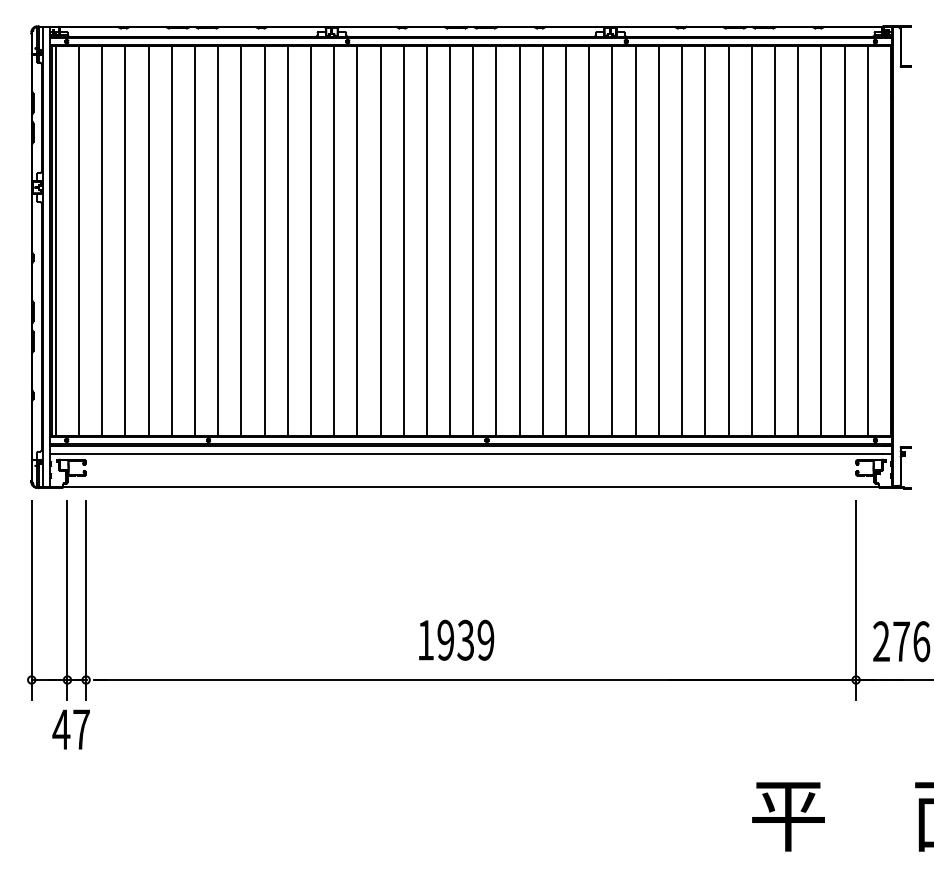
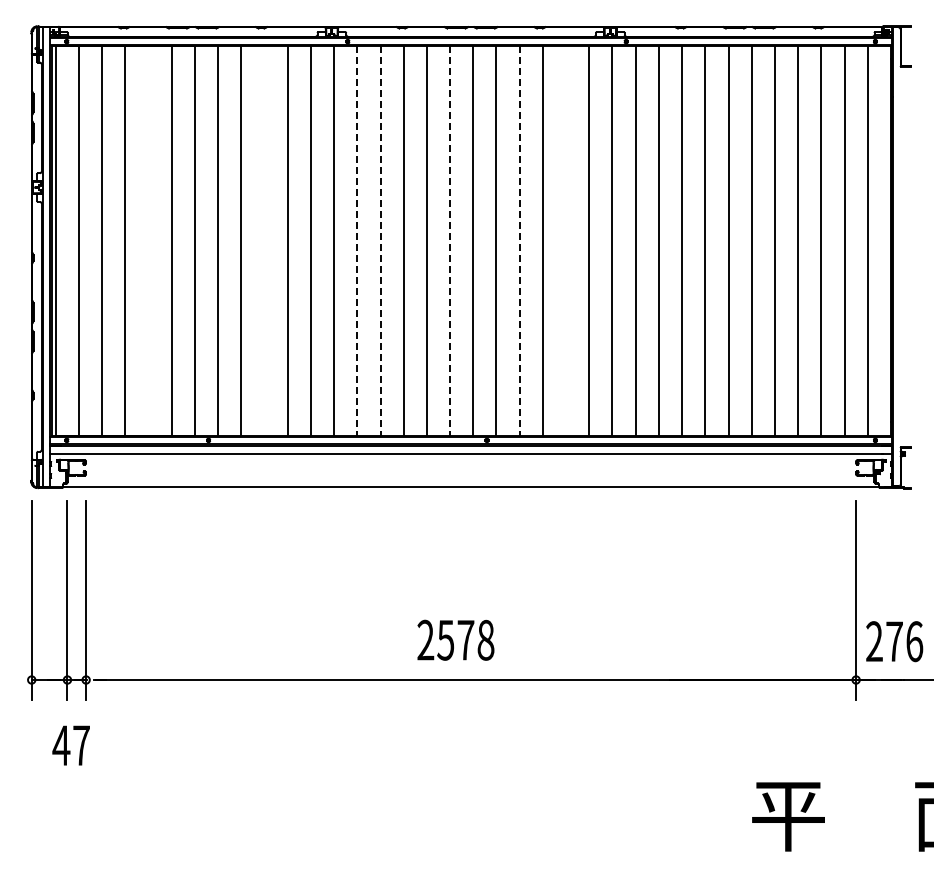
line: present -> none (148, 240)
line: present -> none (264, 240)
line: present -> none (566, 240)
line: solid -> dashed (357, 241)
line: solid -> dashed (380, 241)
line: solid -> dashed (450, 241)
line: solid -> dashed (519, 241)
text: 1939 -> 2578 (455, 639)
text position: (901, 641) -> (894, 641) (894, 641)
text position: (70, 729) -> (70, 745) (70, 745)
